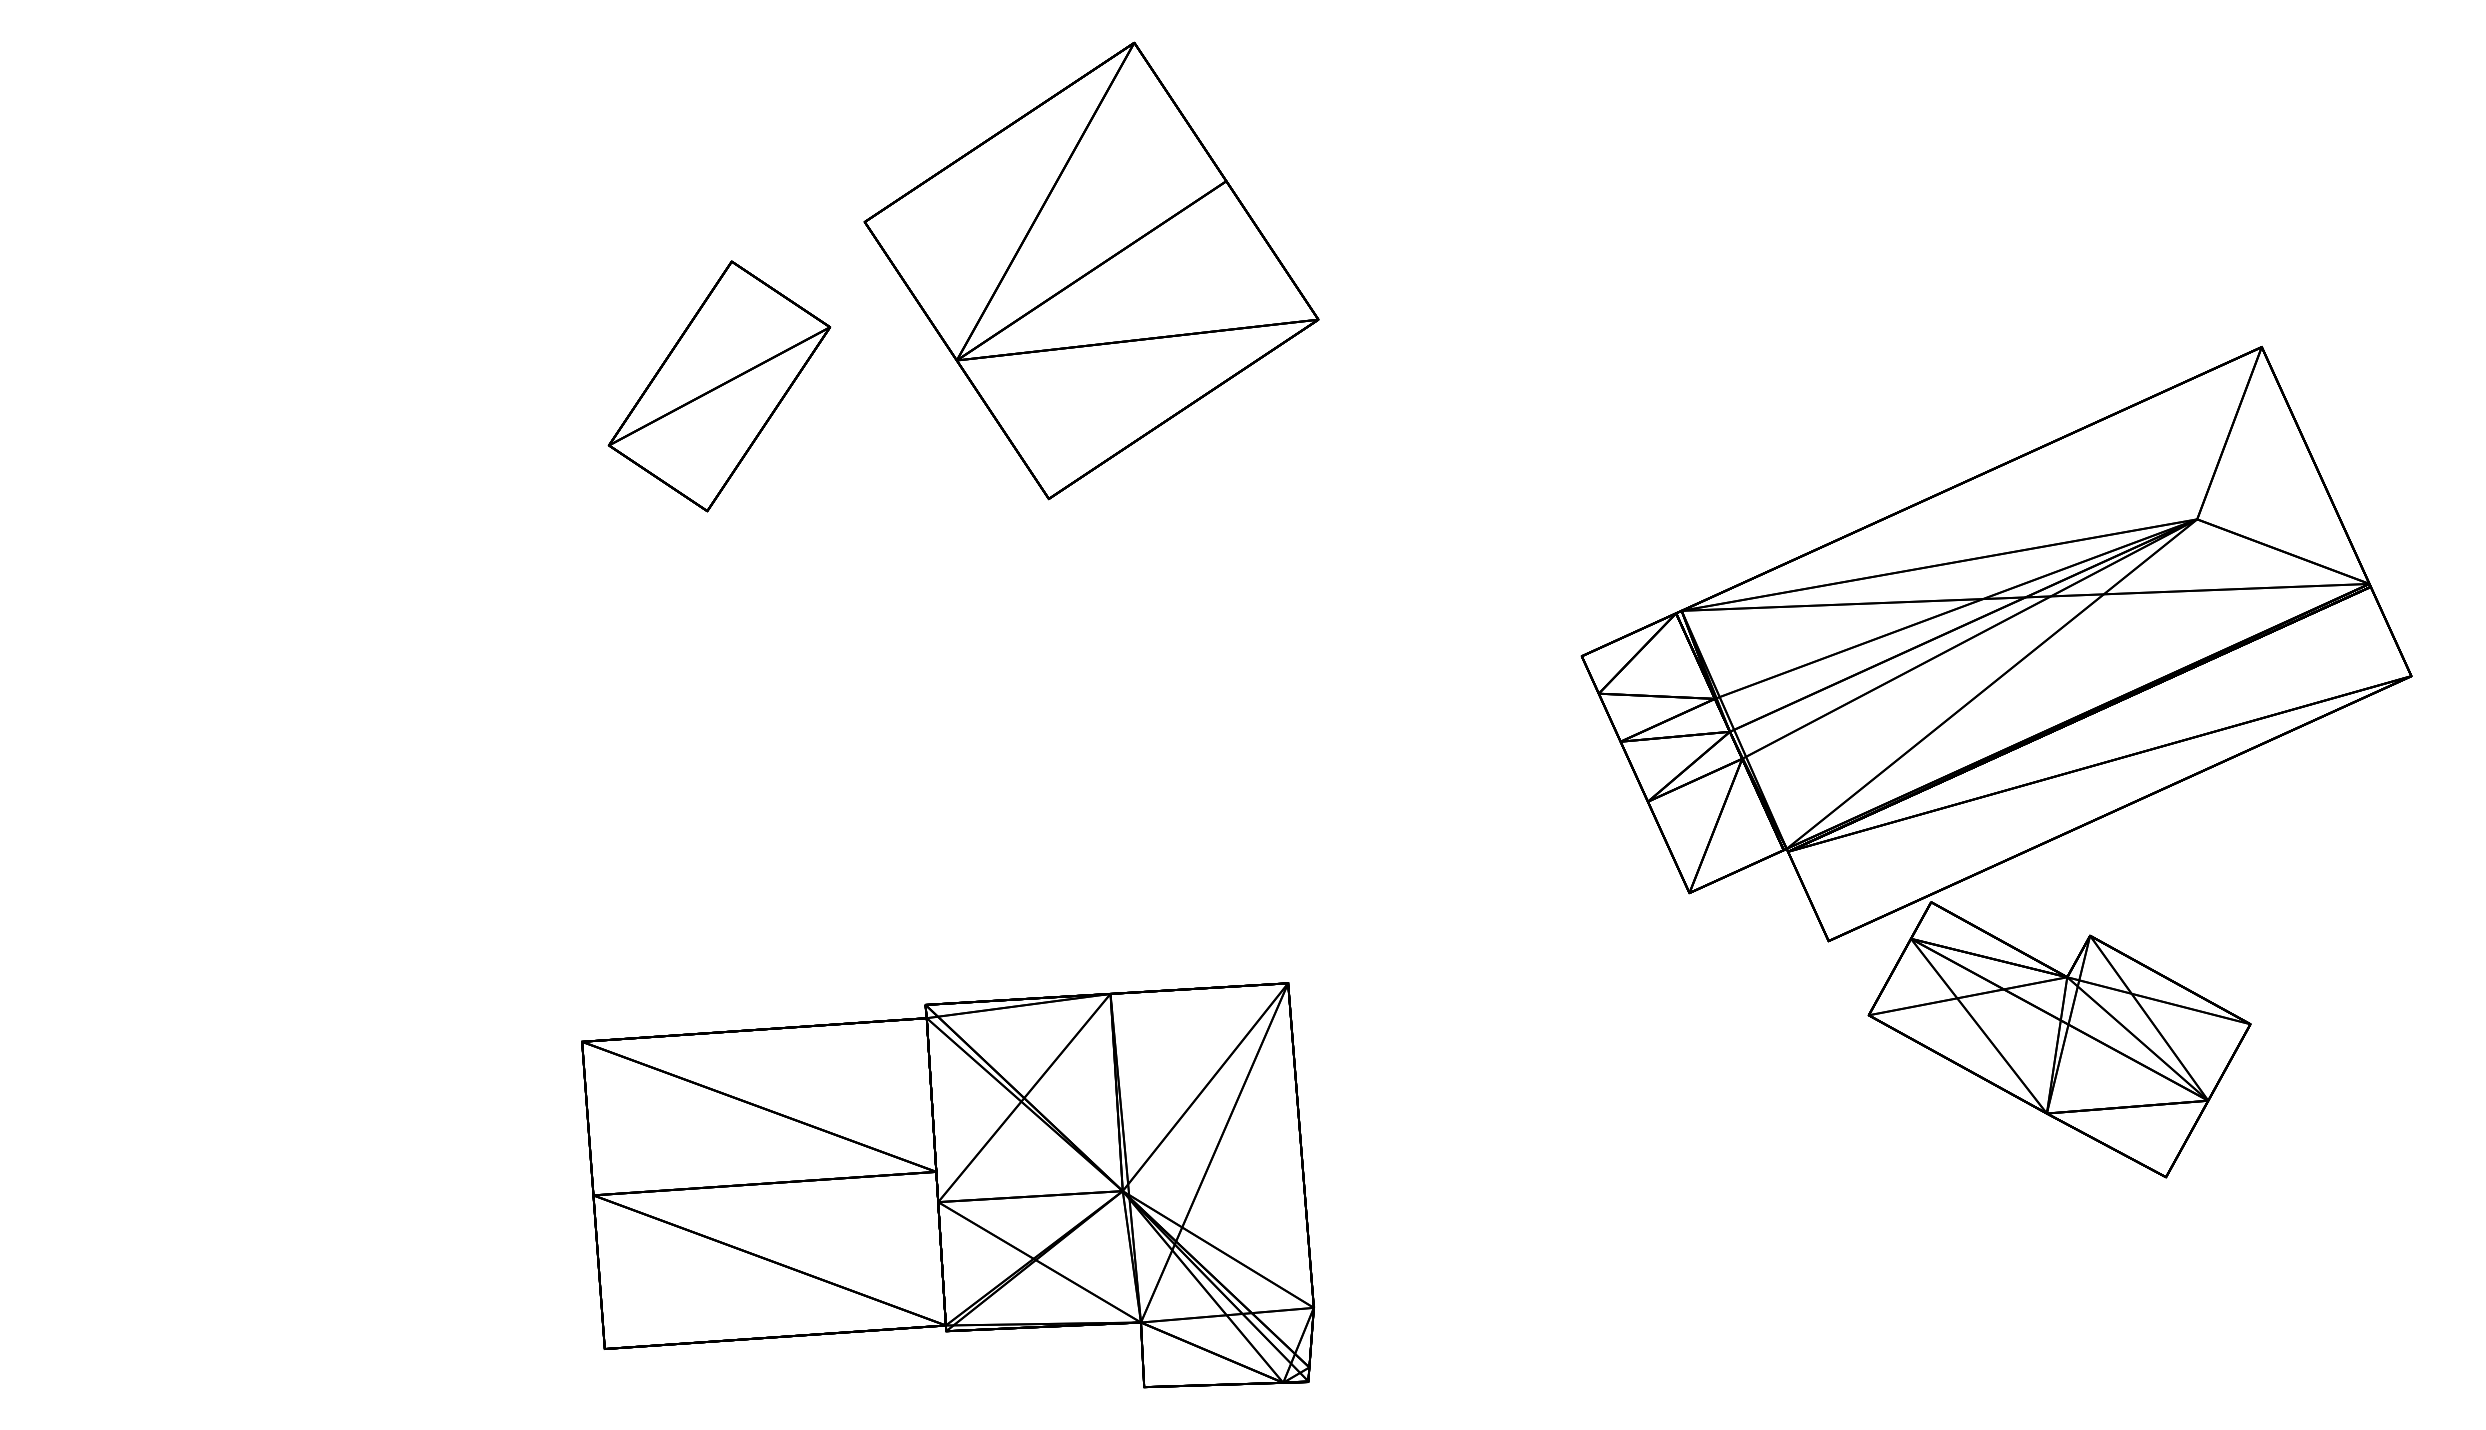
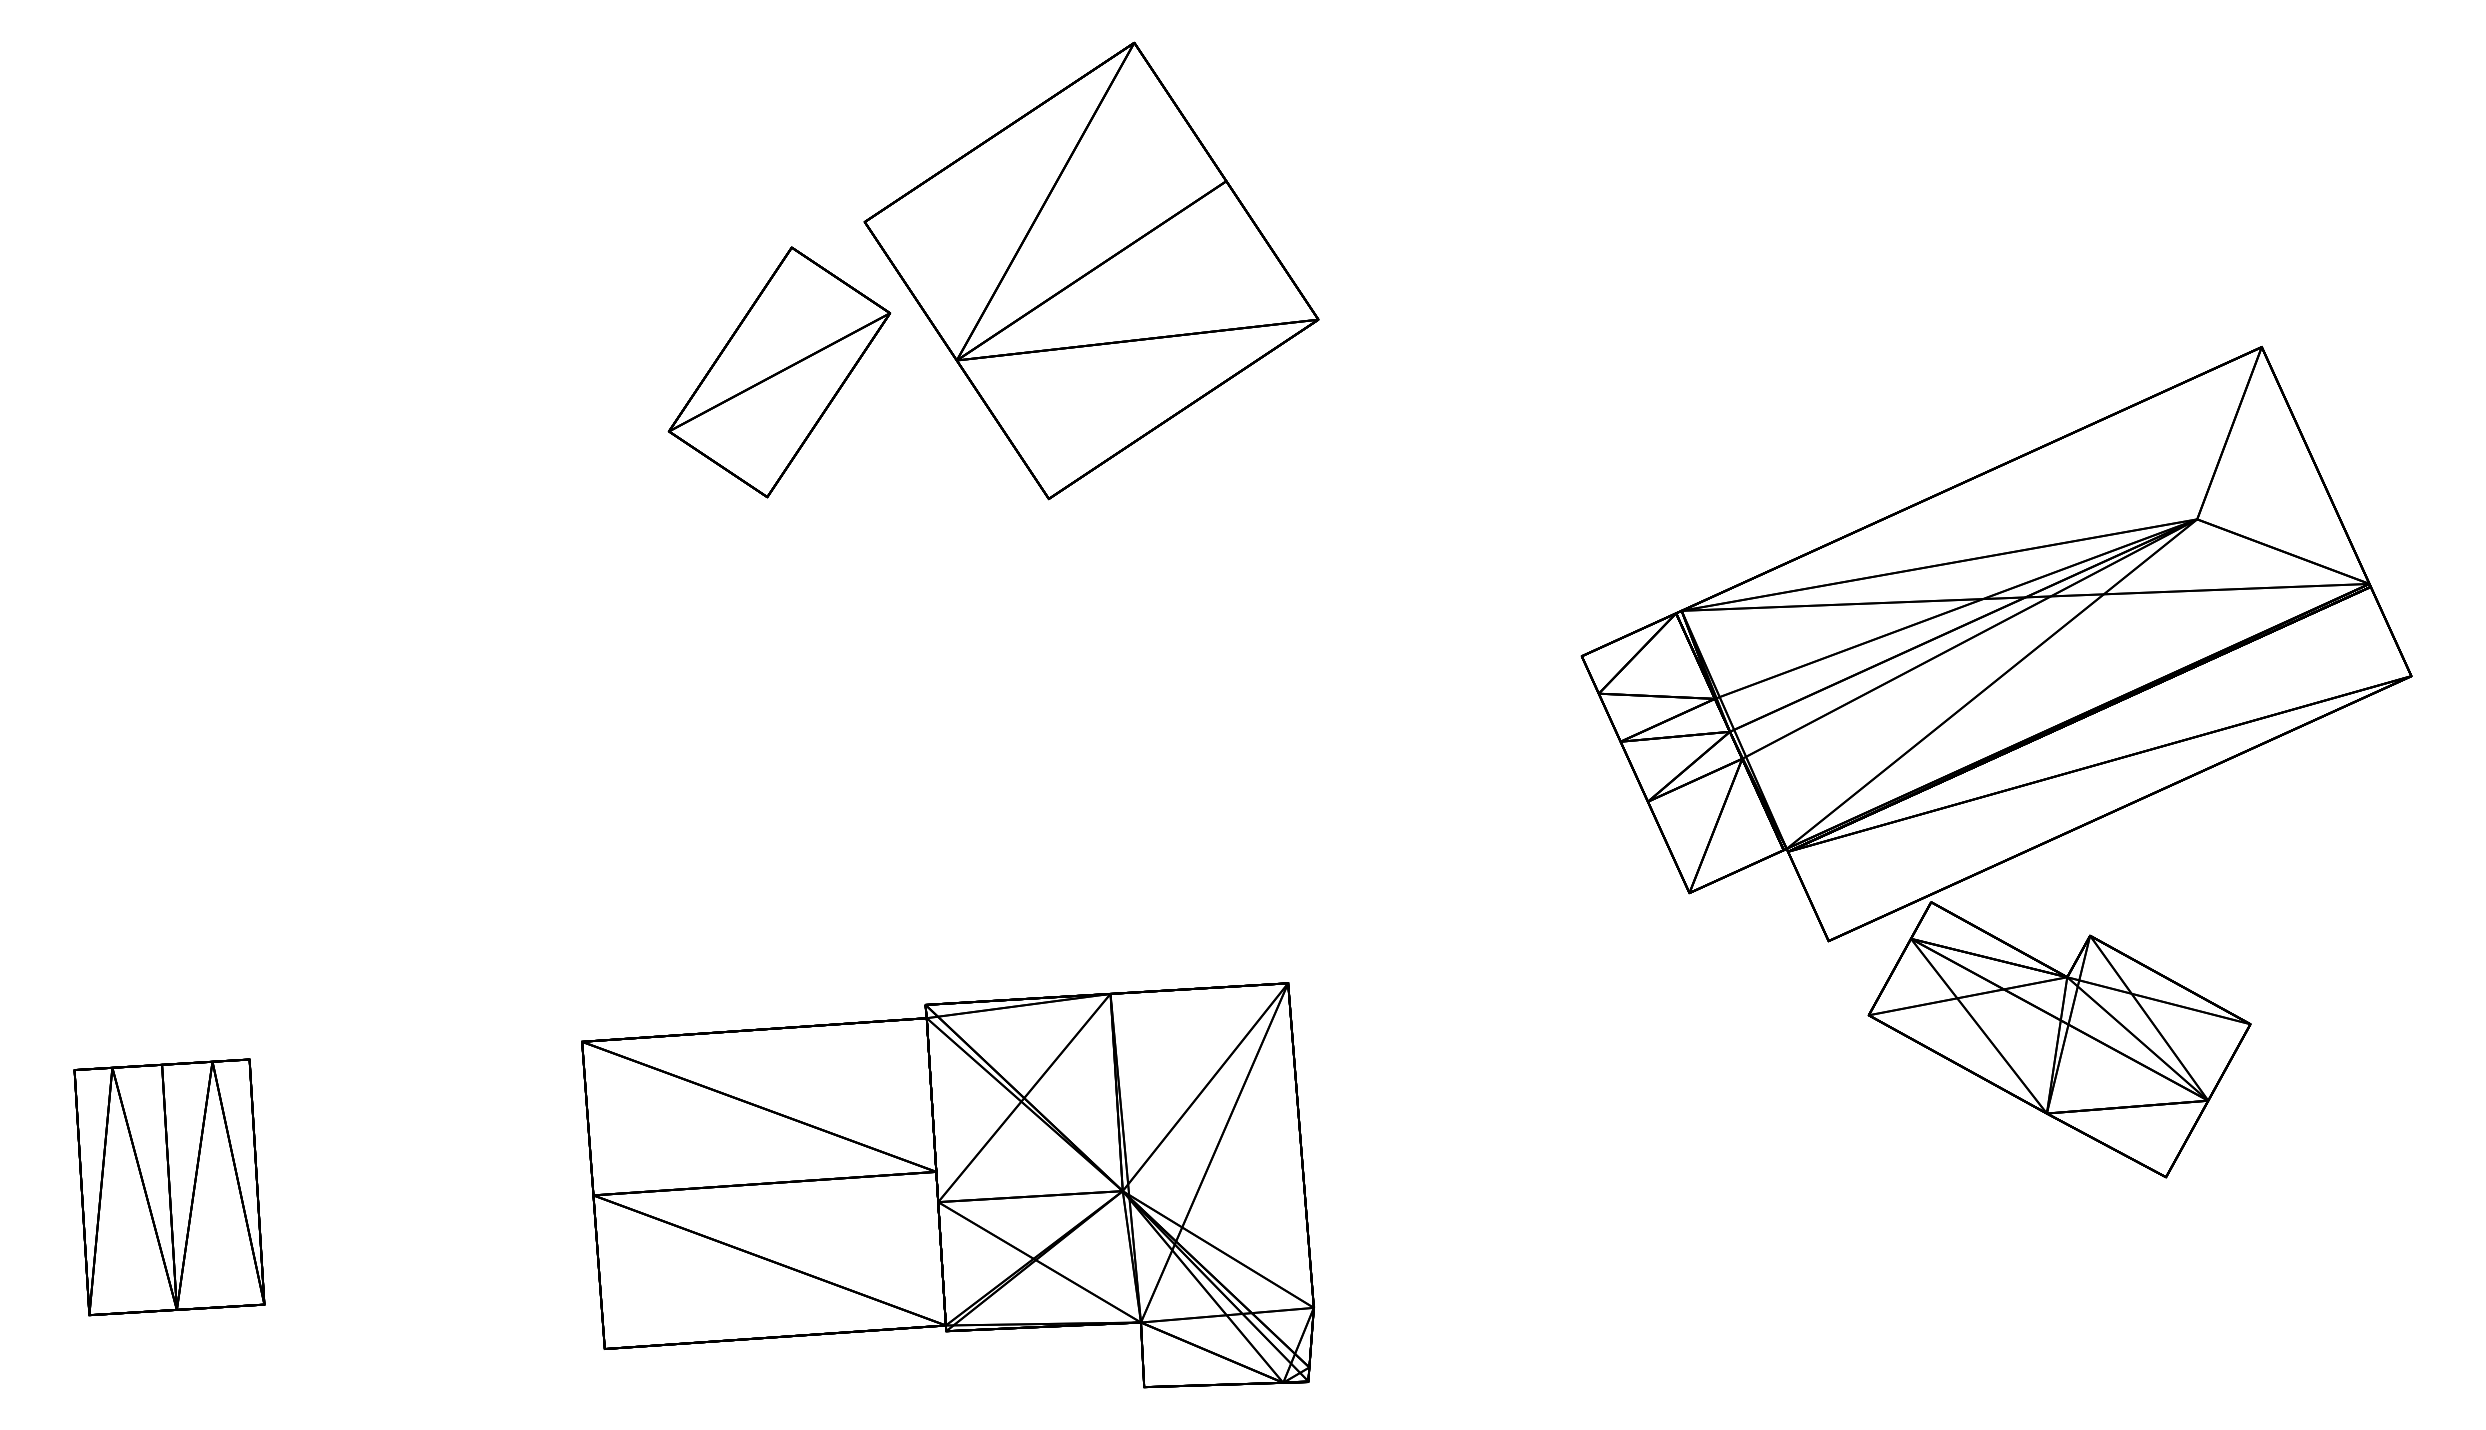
part position: (719, 386) -> (779, 372) (779, 372)
part: none -> present (169, 1187)
